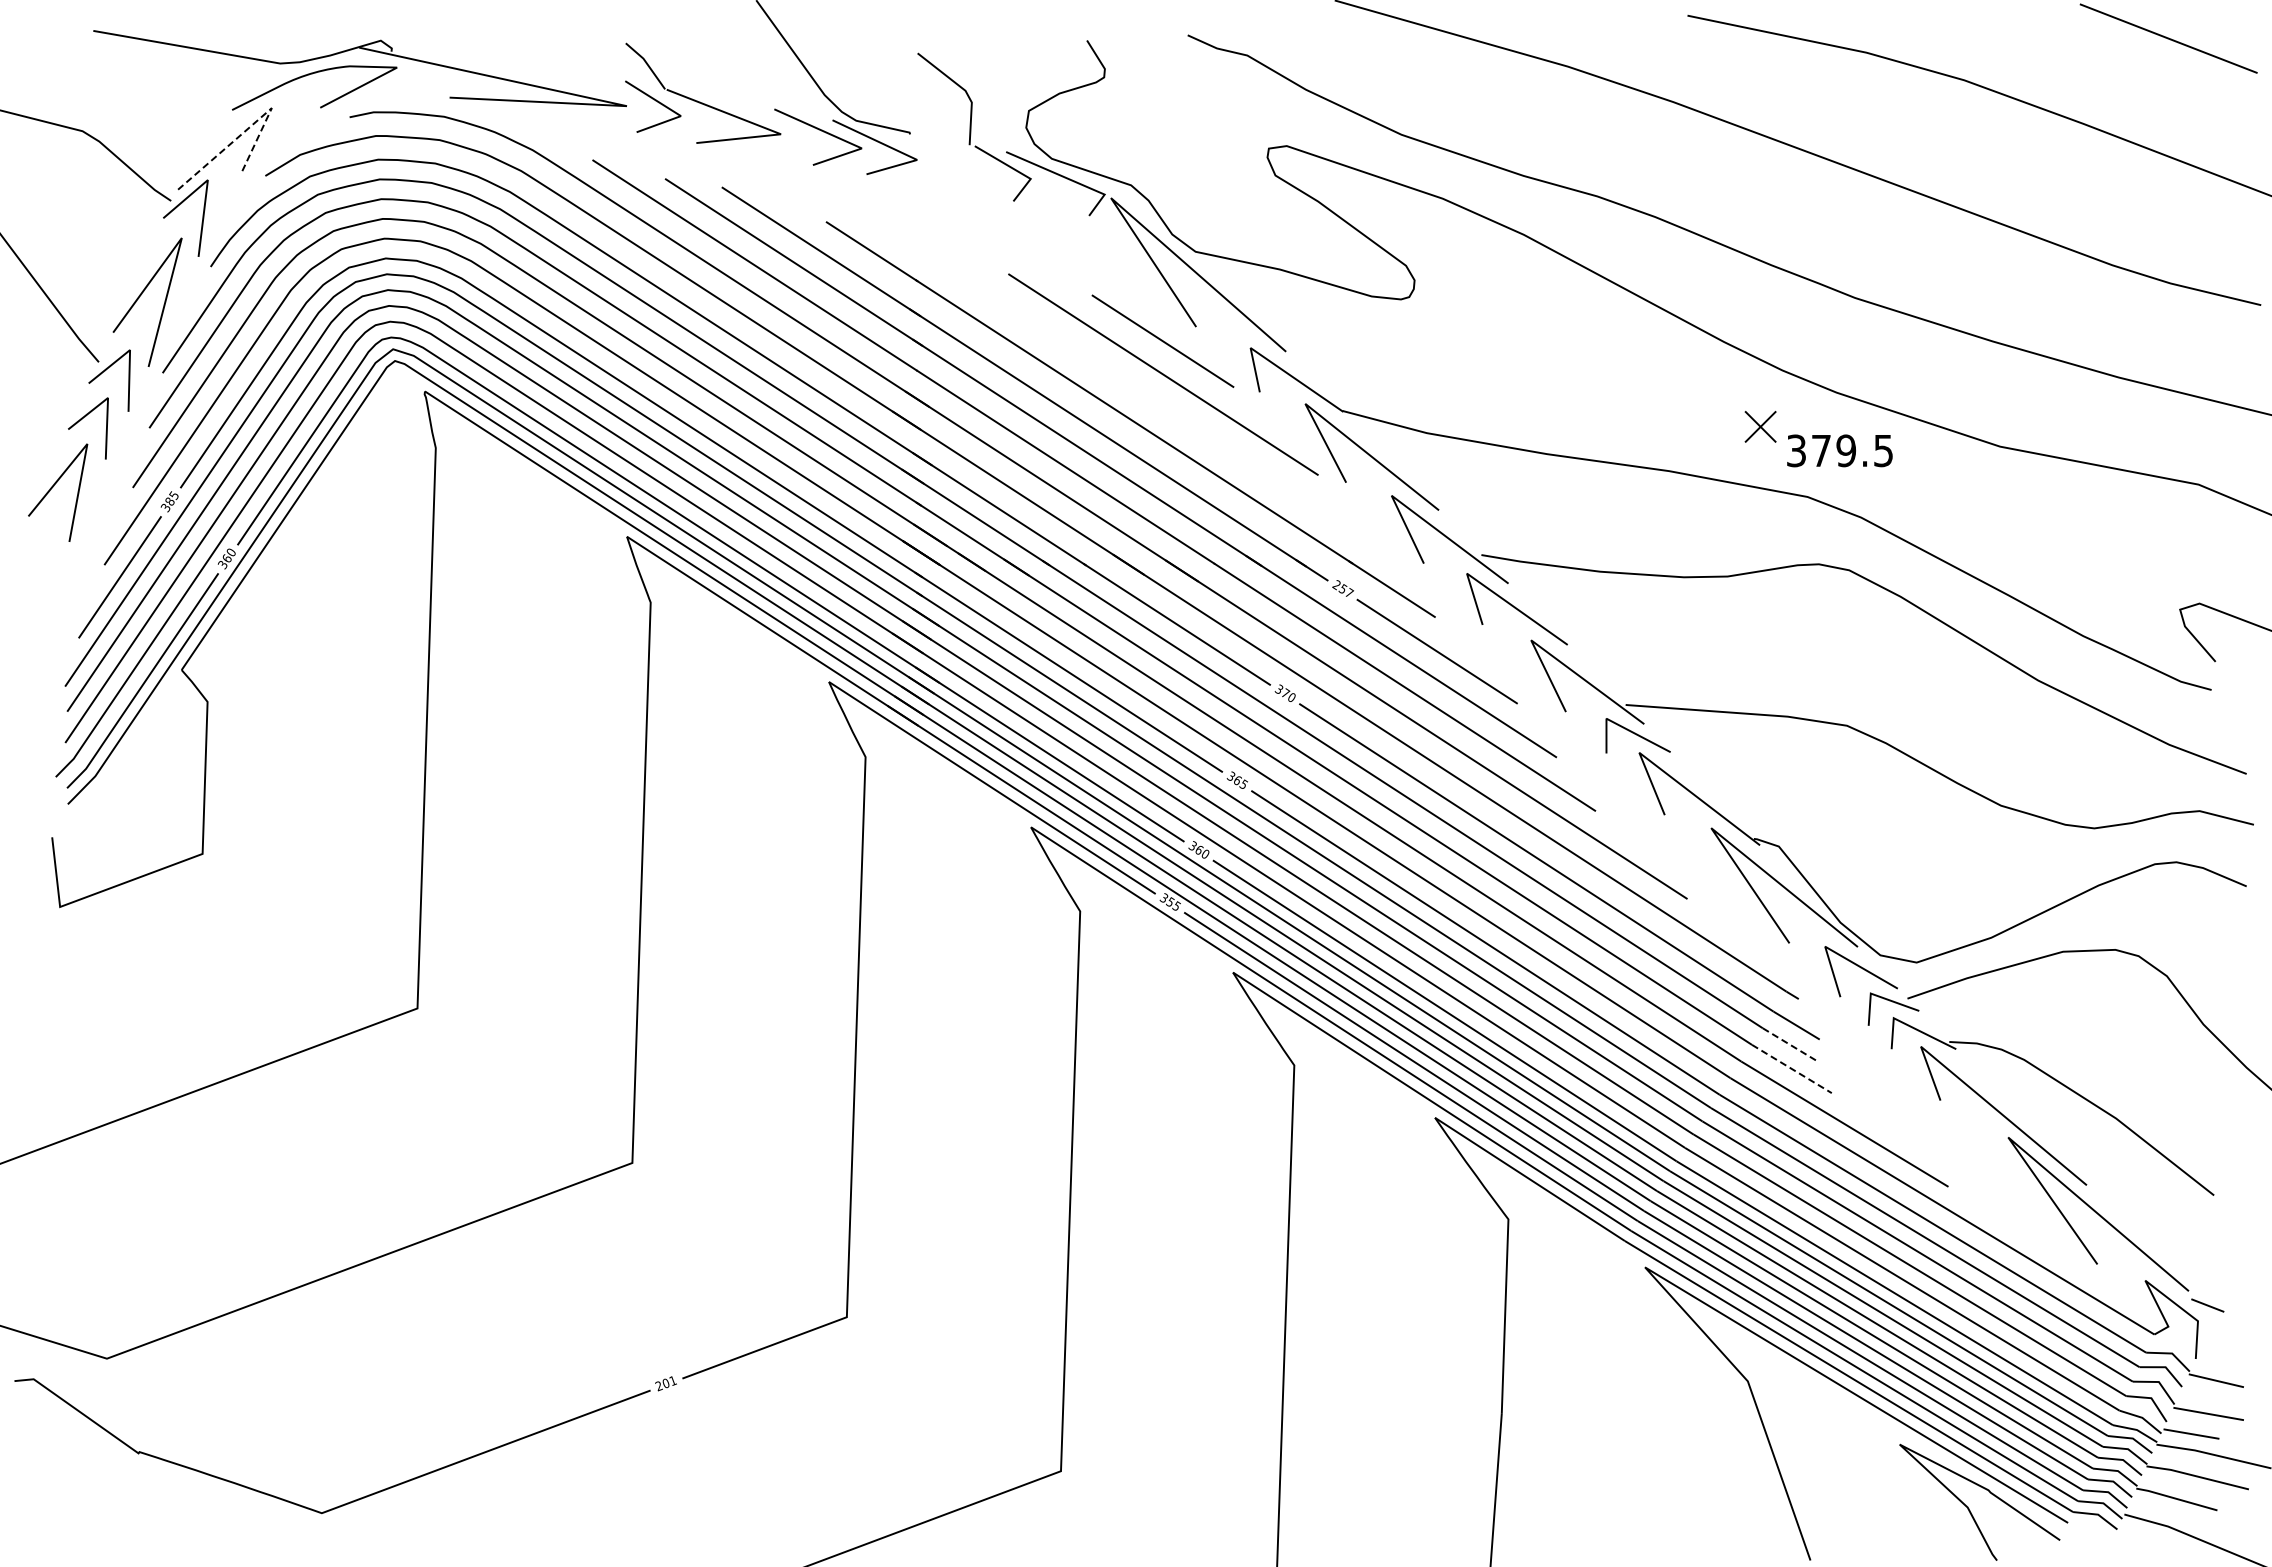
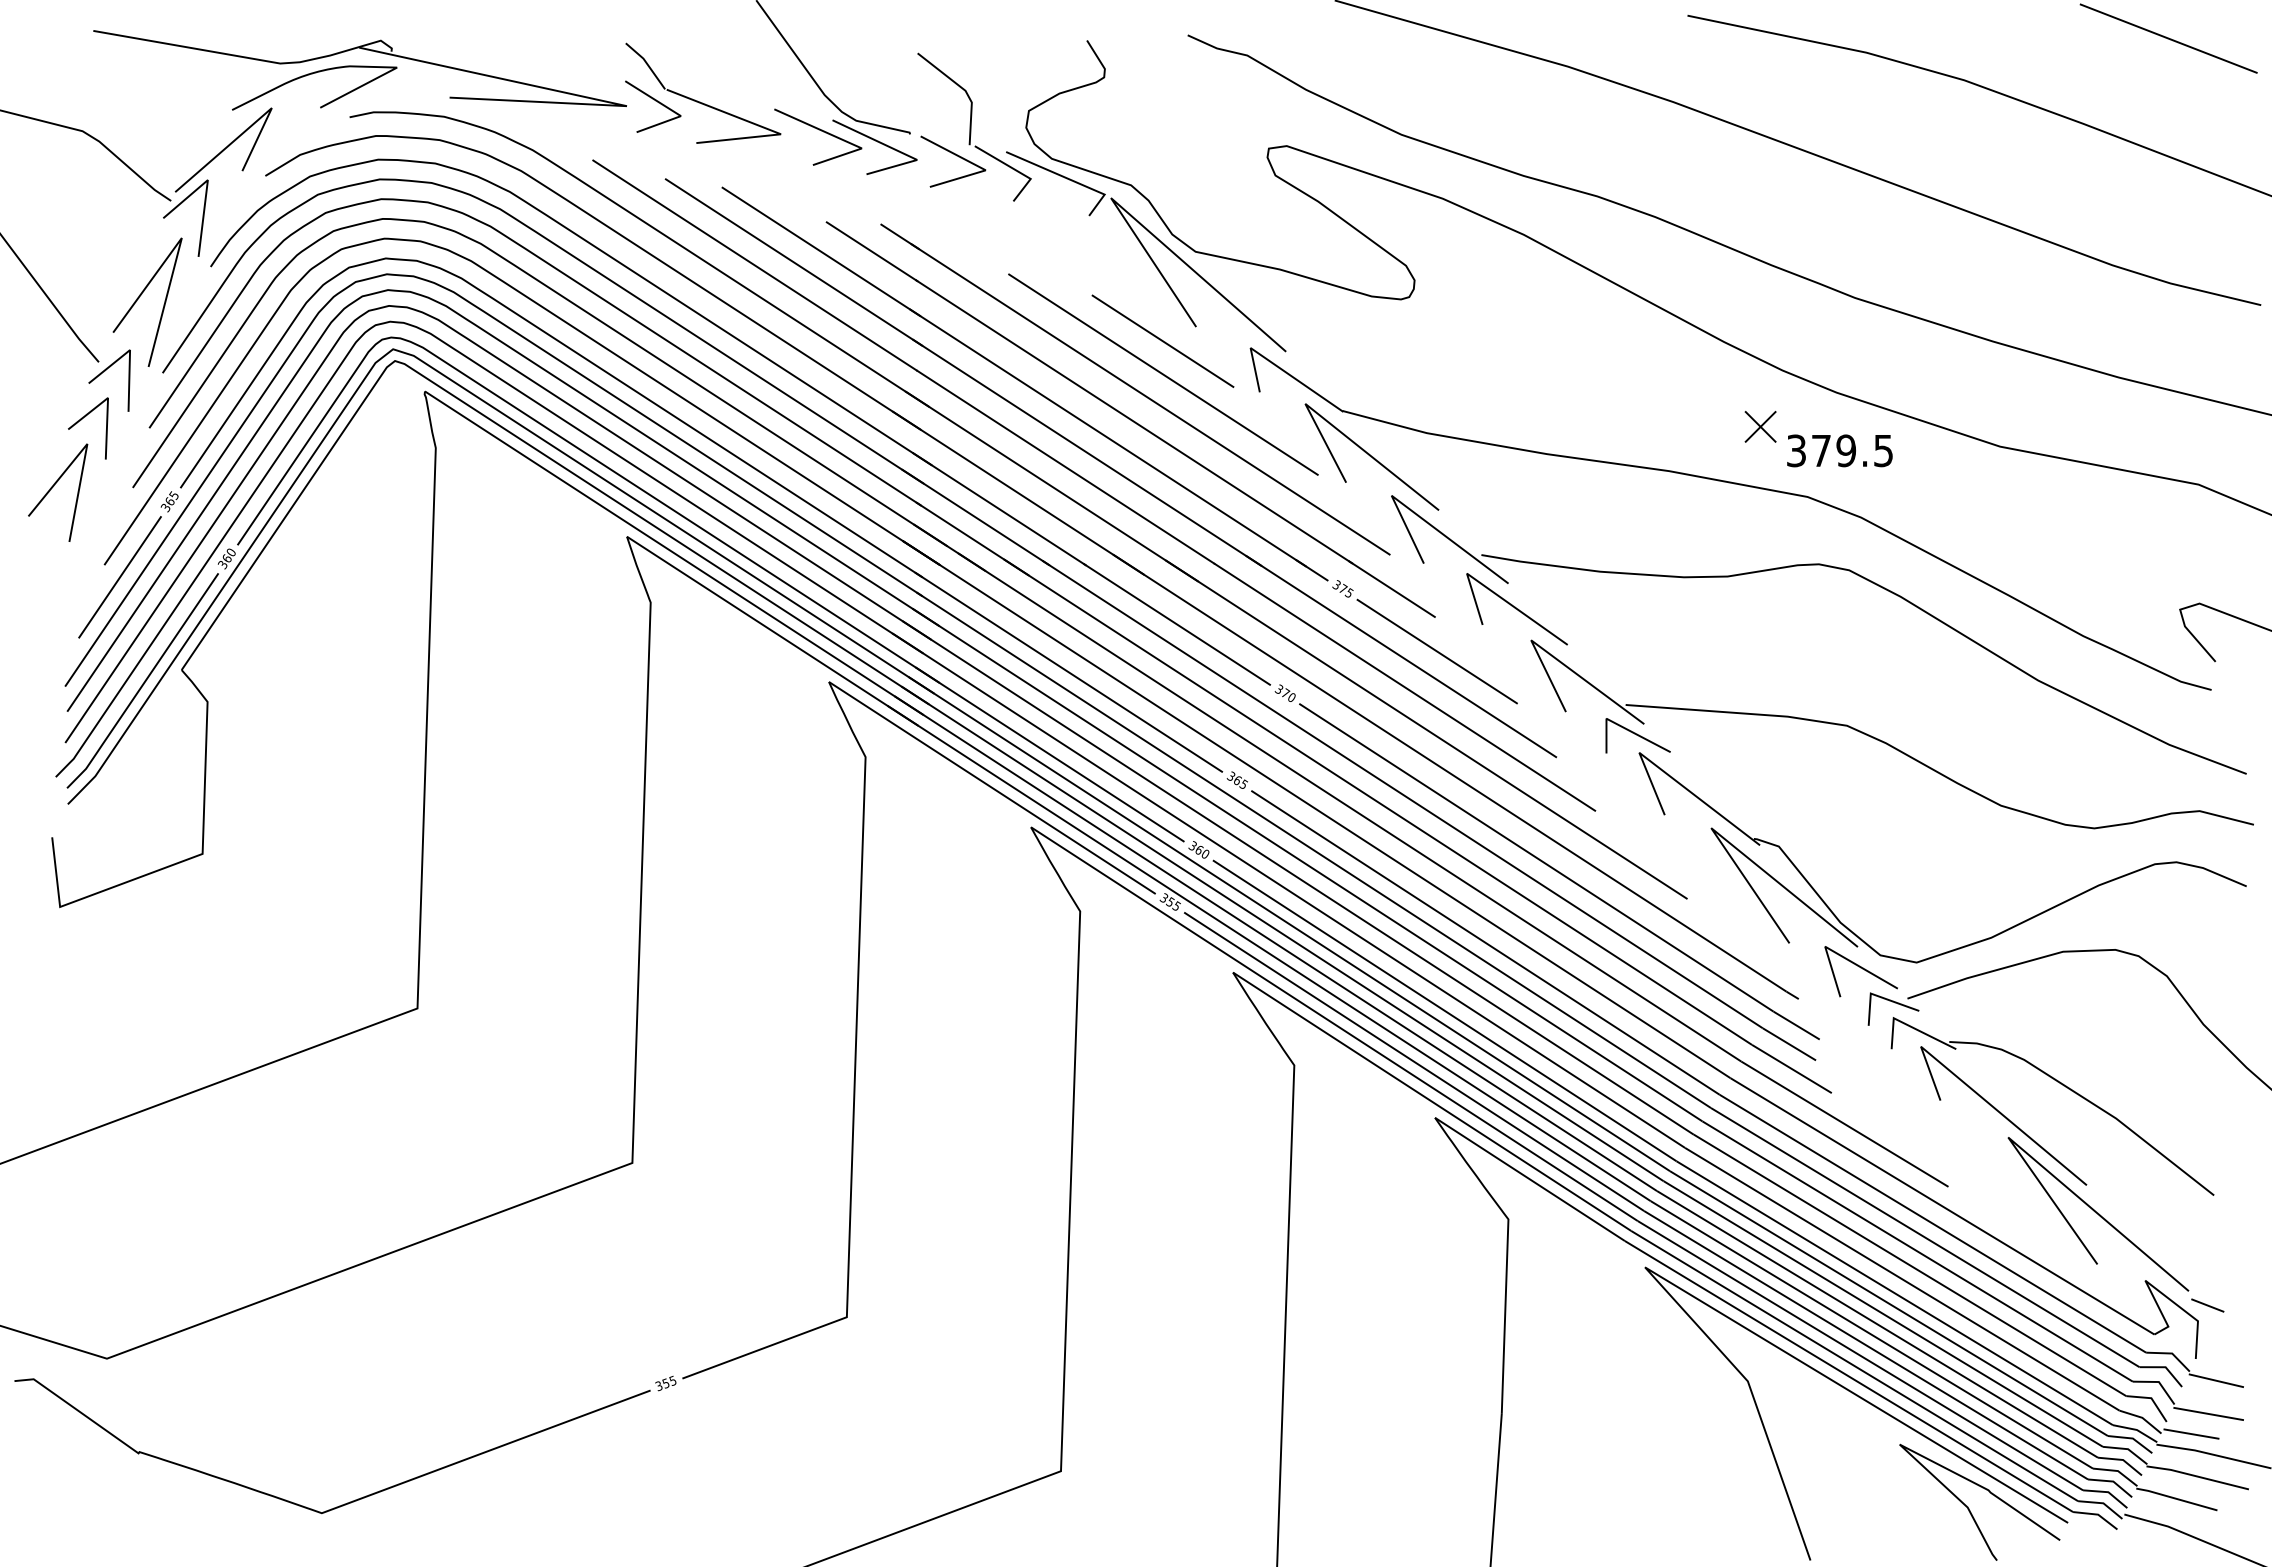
line: dashed -> solid (250, 126)
line: none -> present (956, 156)
line: none -> present (1135, 389)
text: 385 -> 365 (169, 501)
text: 257 -> 375 (1343, 588)
line: dashed -> solid (1789, 1044)
line: dashed -> solid (1791, 1069)
text: 201 -> 355 (665, 1383)
